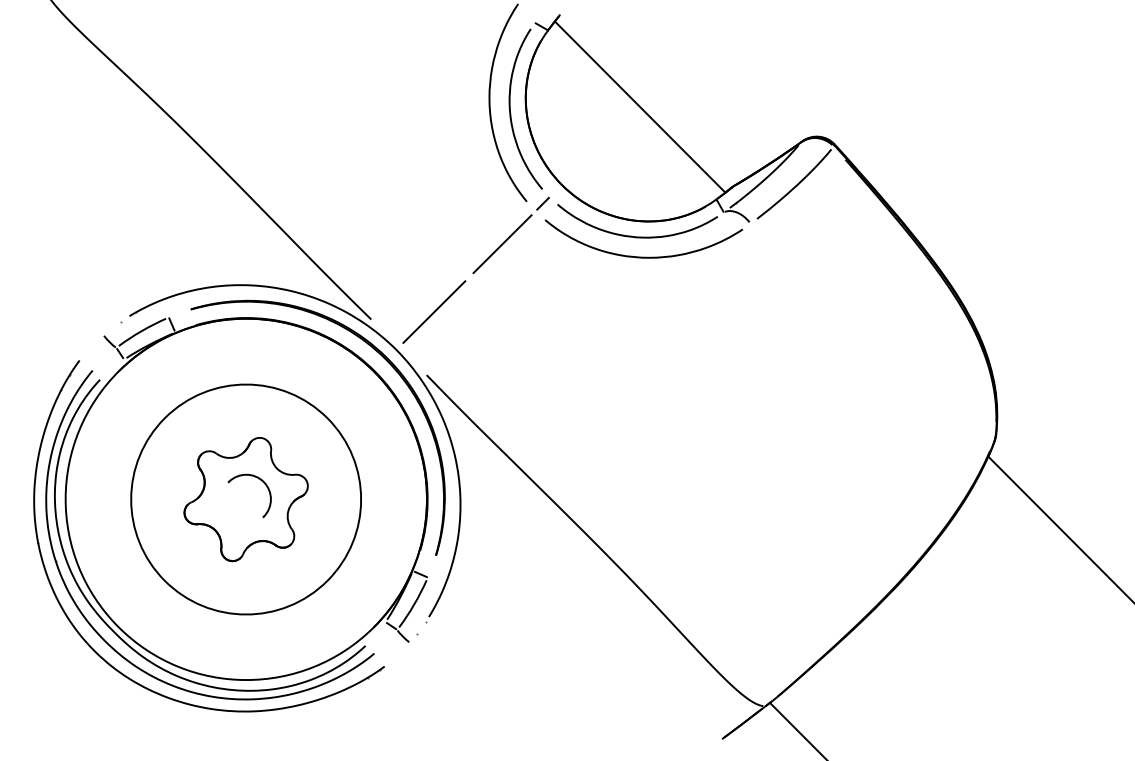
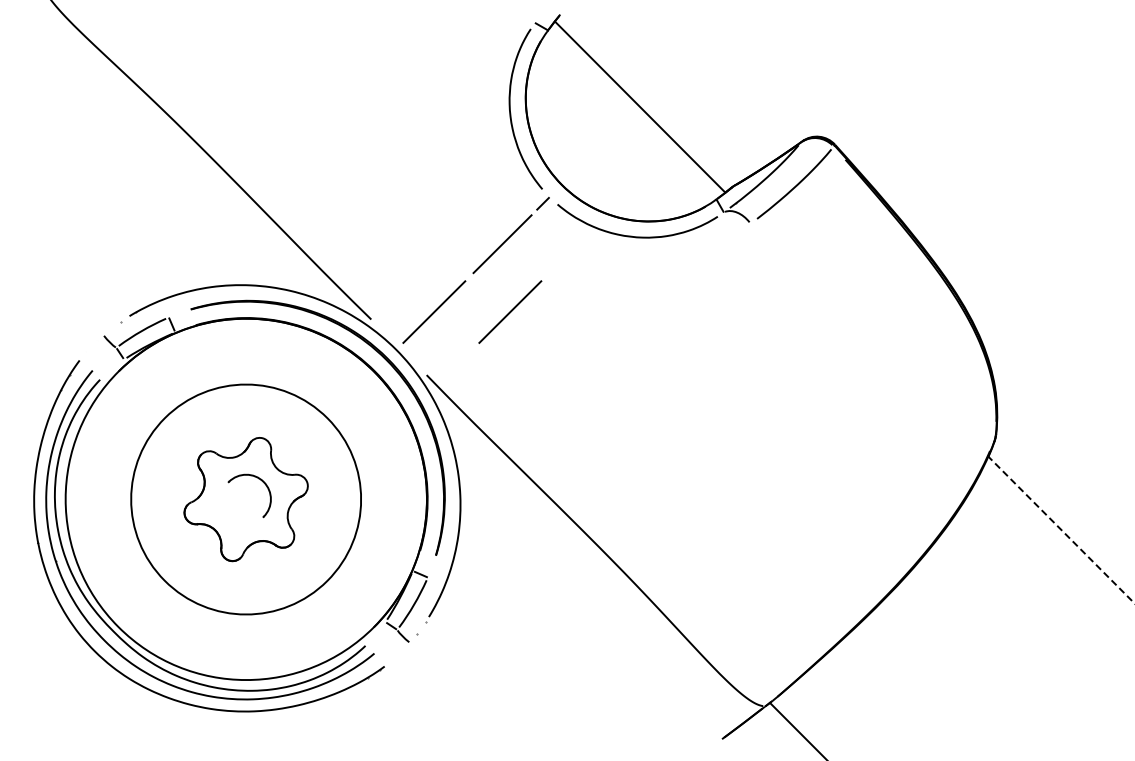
curve: present -> none (490, 102)
curve: present -> none (643, 256)
line: none -> present (510, 311)
line: solid -> dashed (1061, 529)
